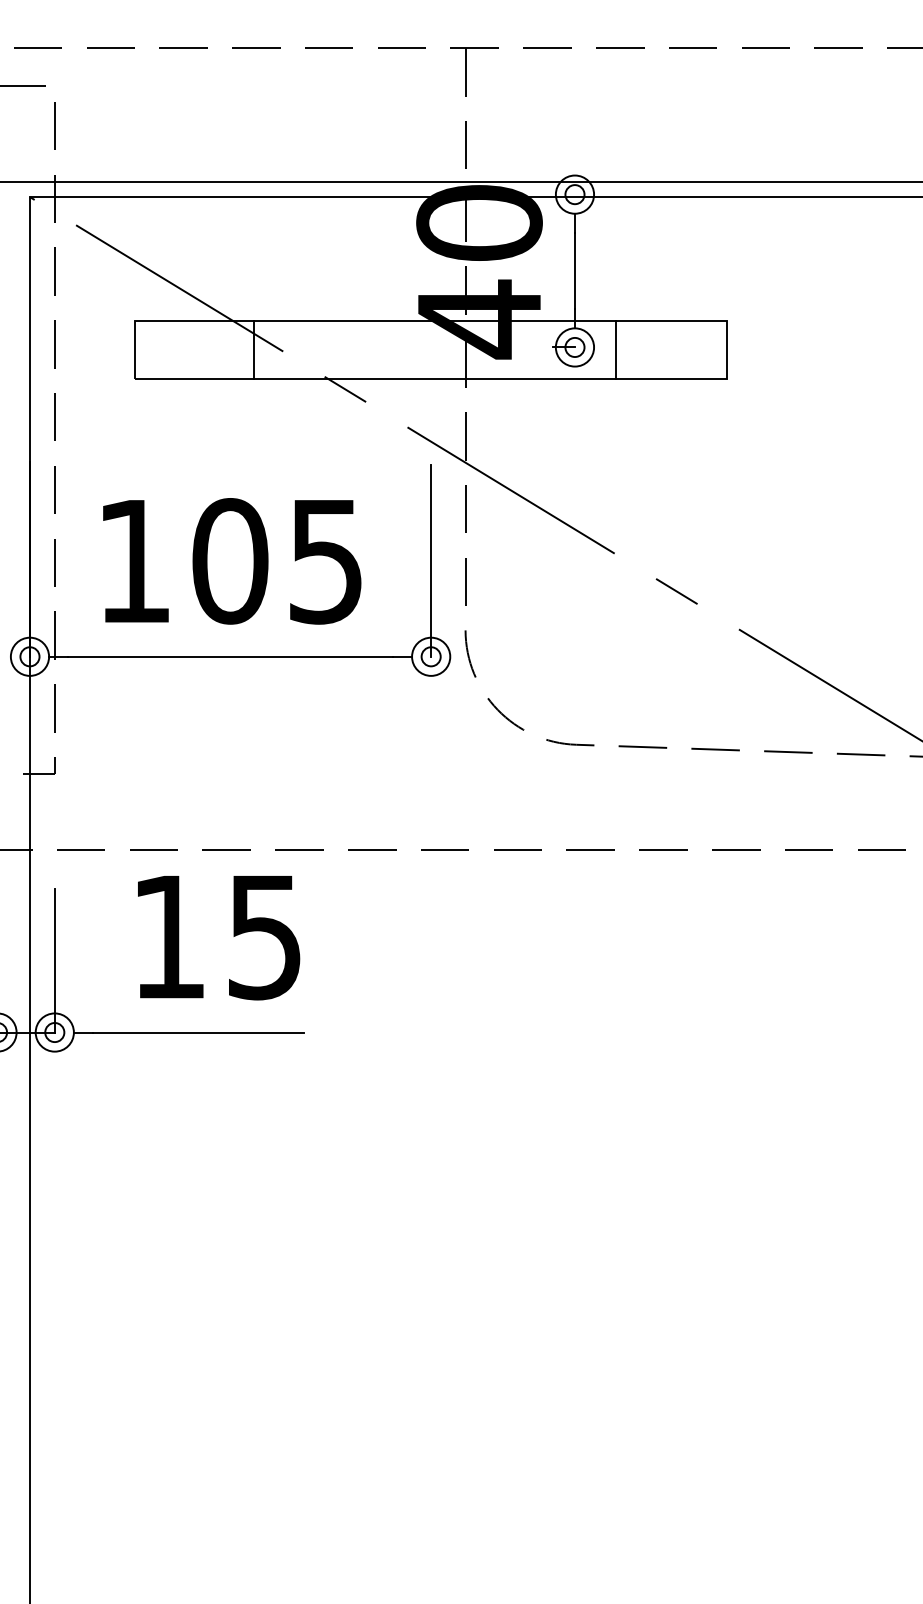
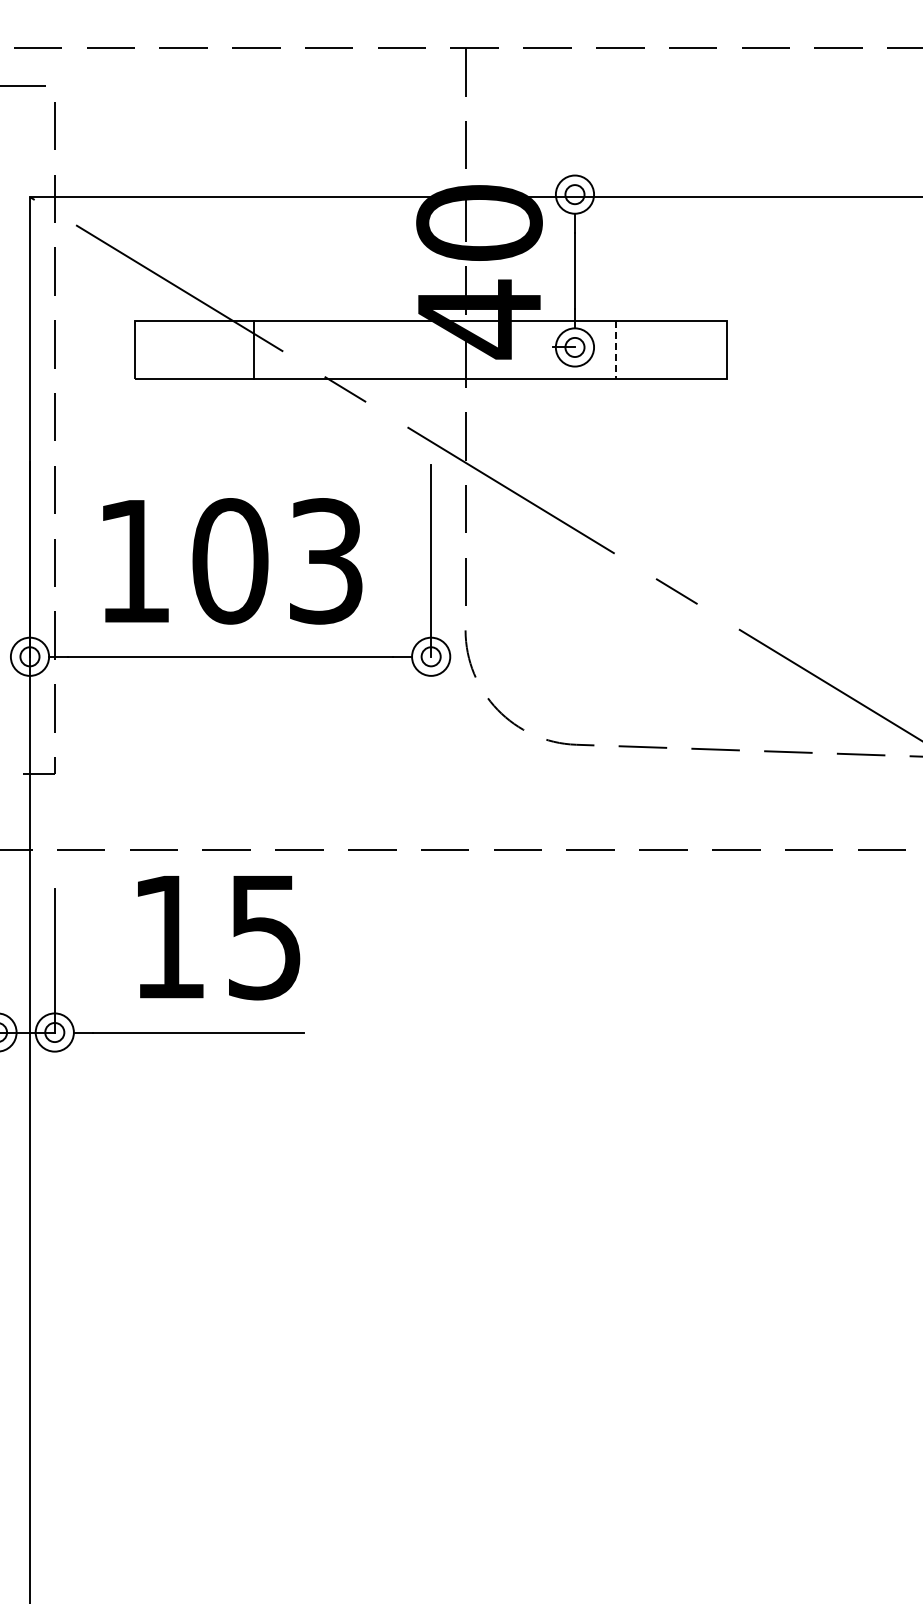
line: present -> none (460, 181)
line: solid -> dashed (616, 349)
text: 105 -> 103 (326, 561)
